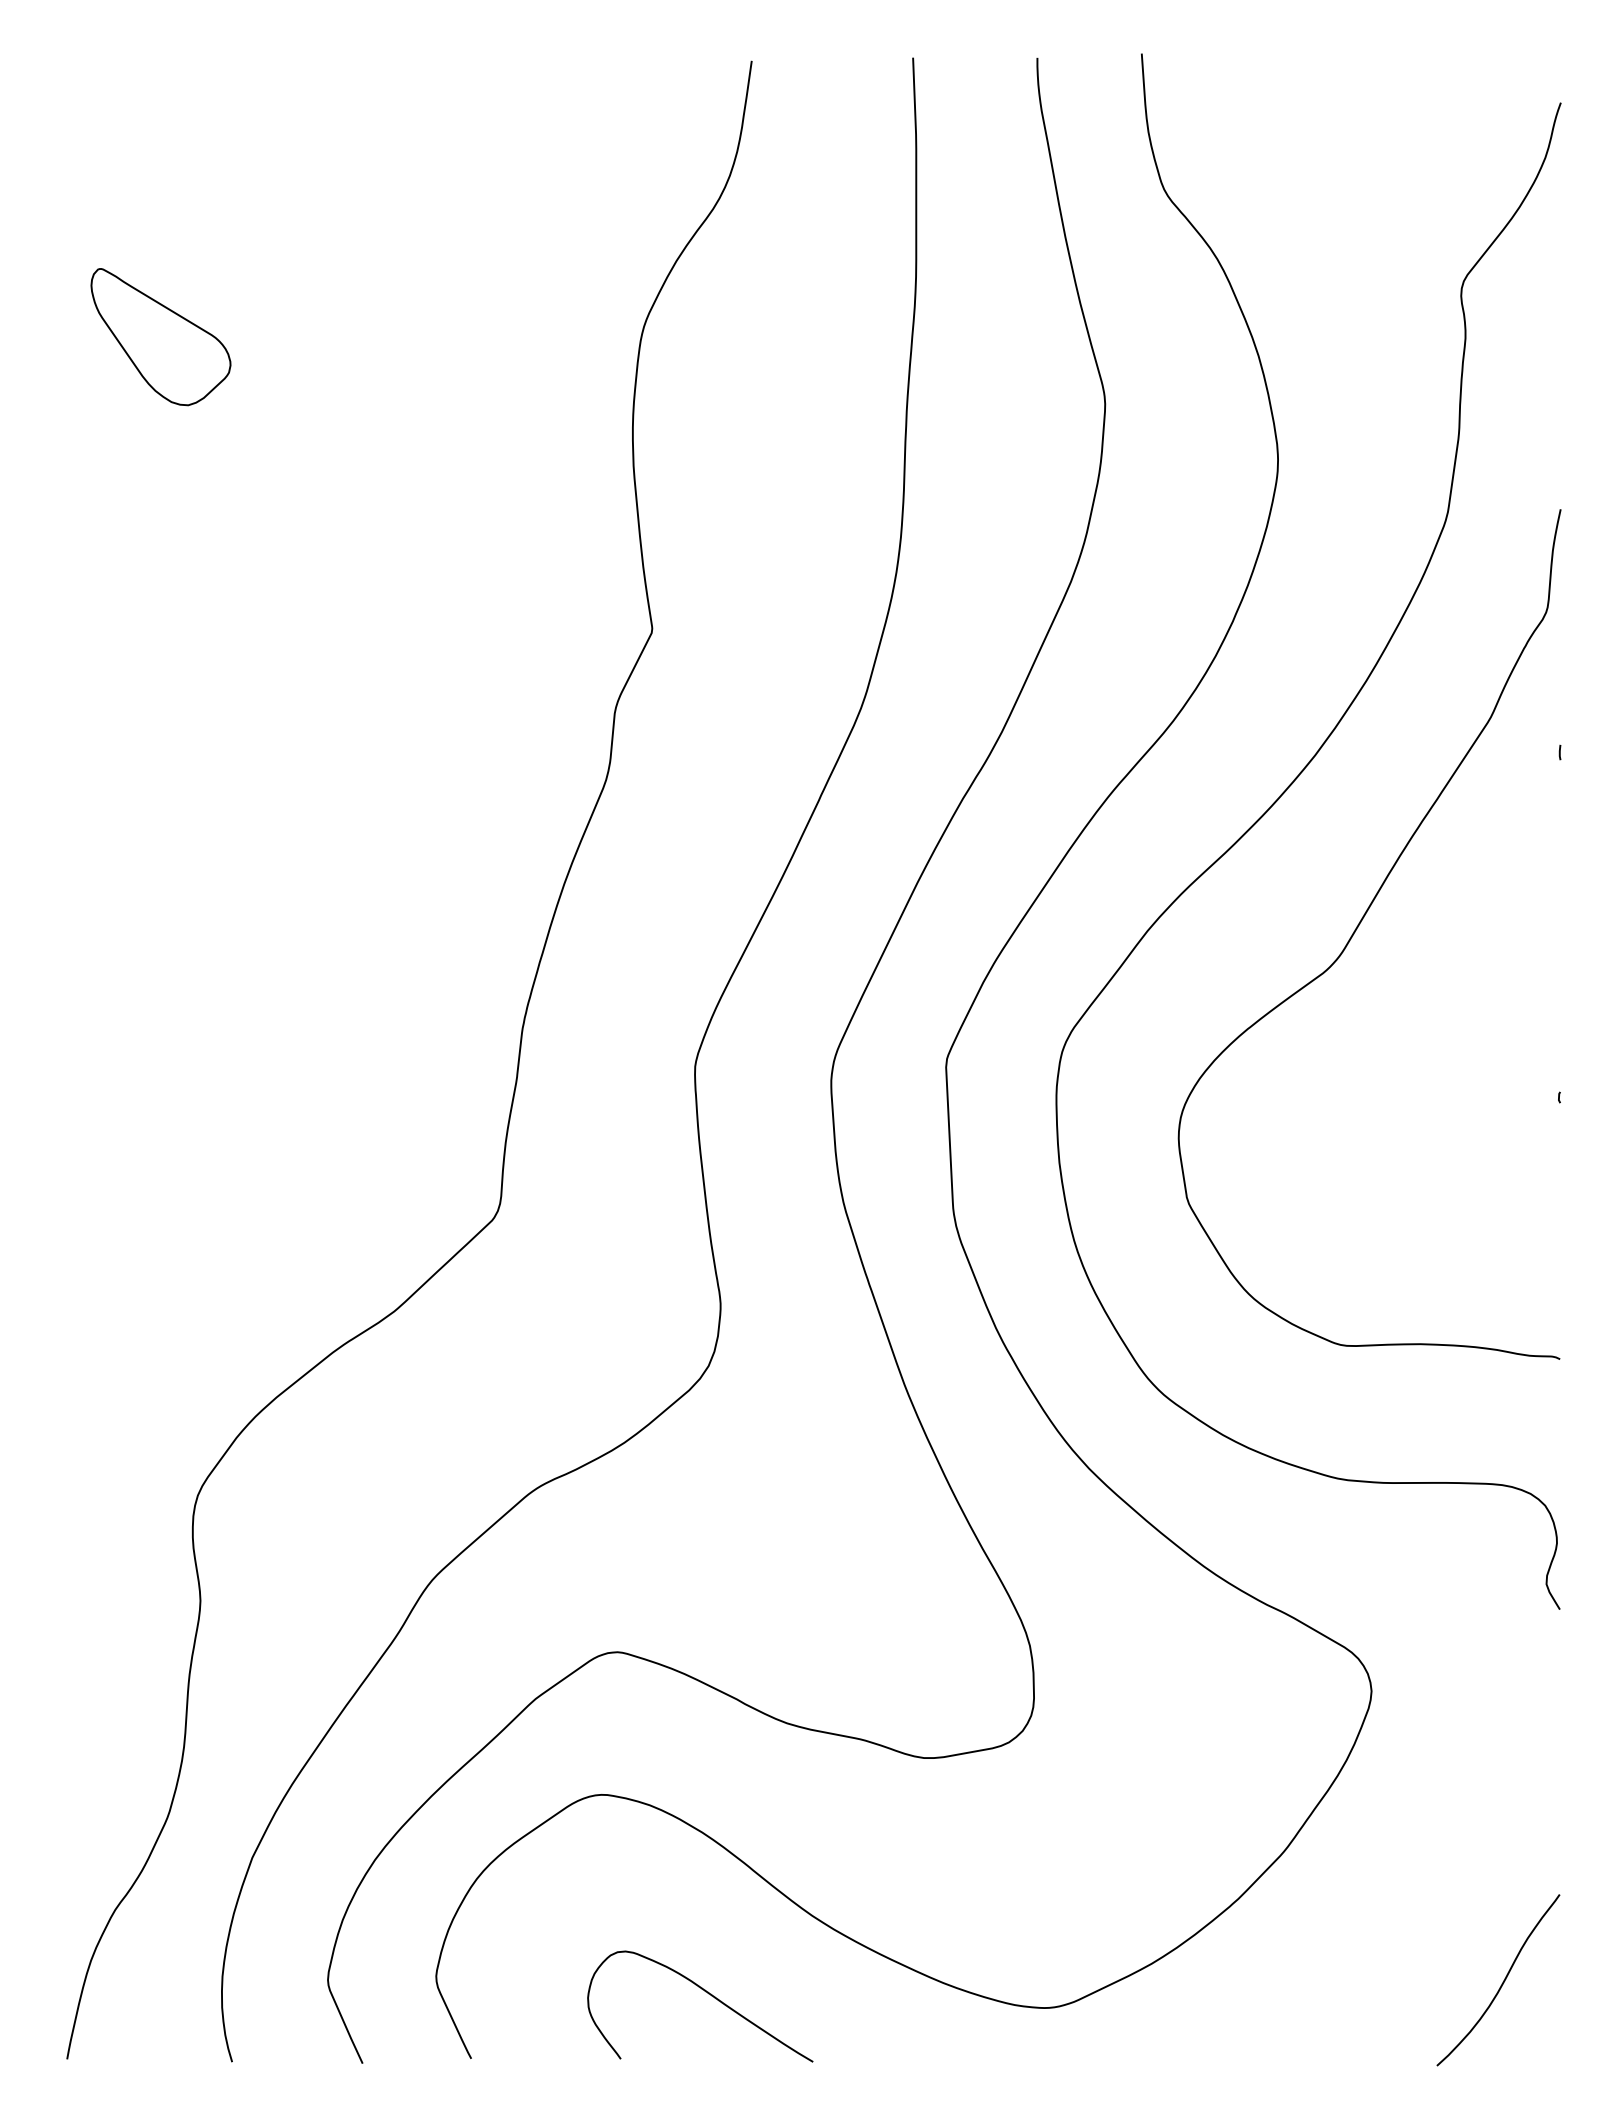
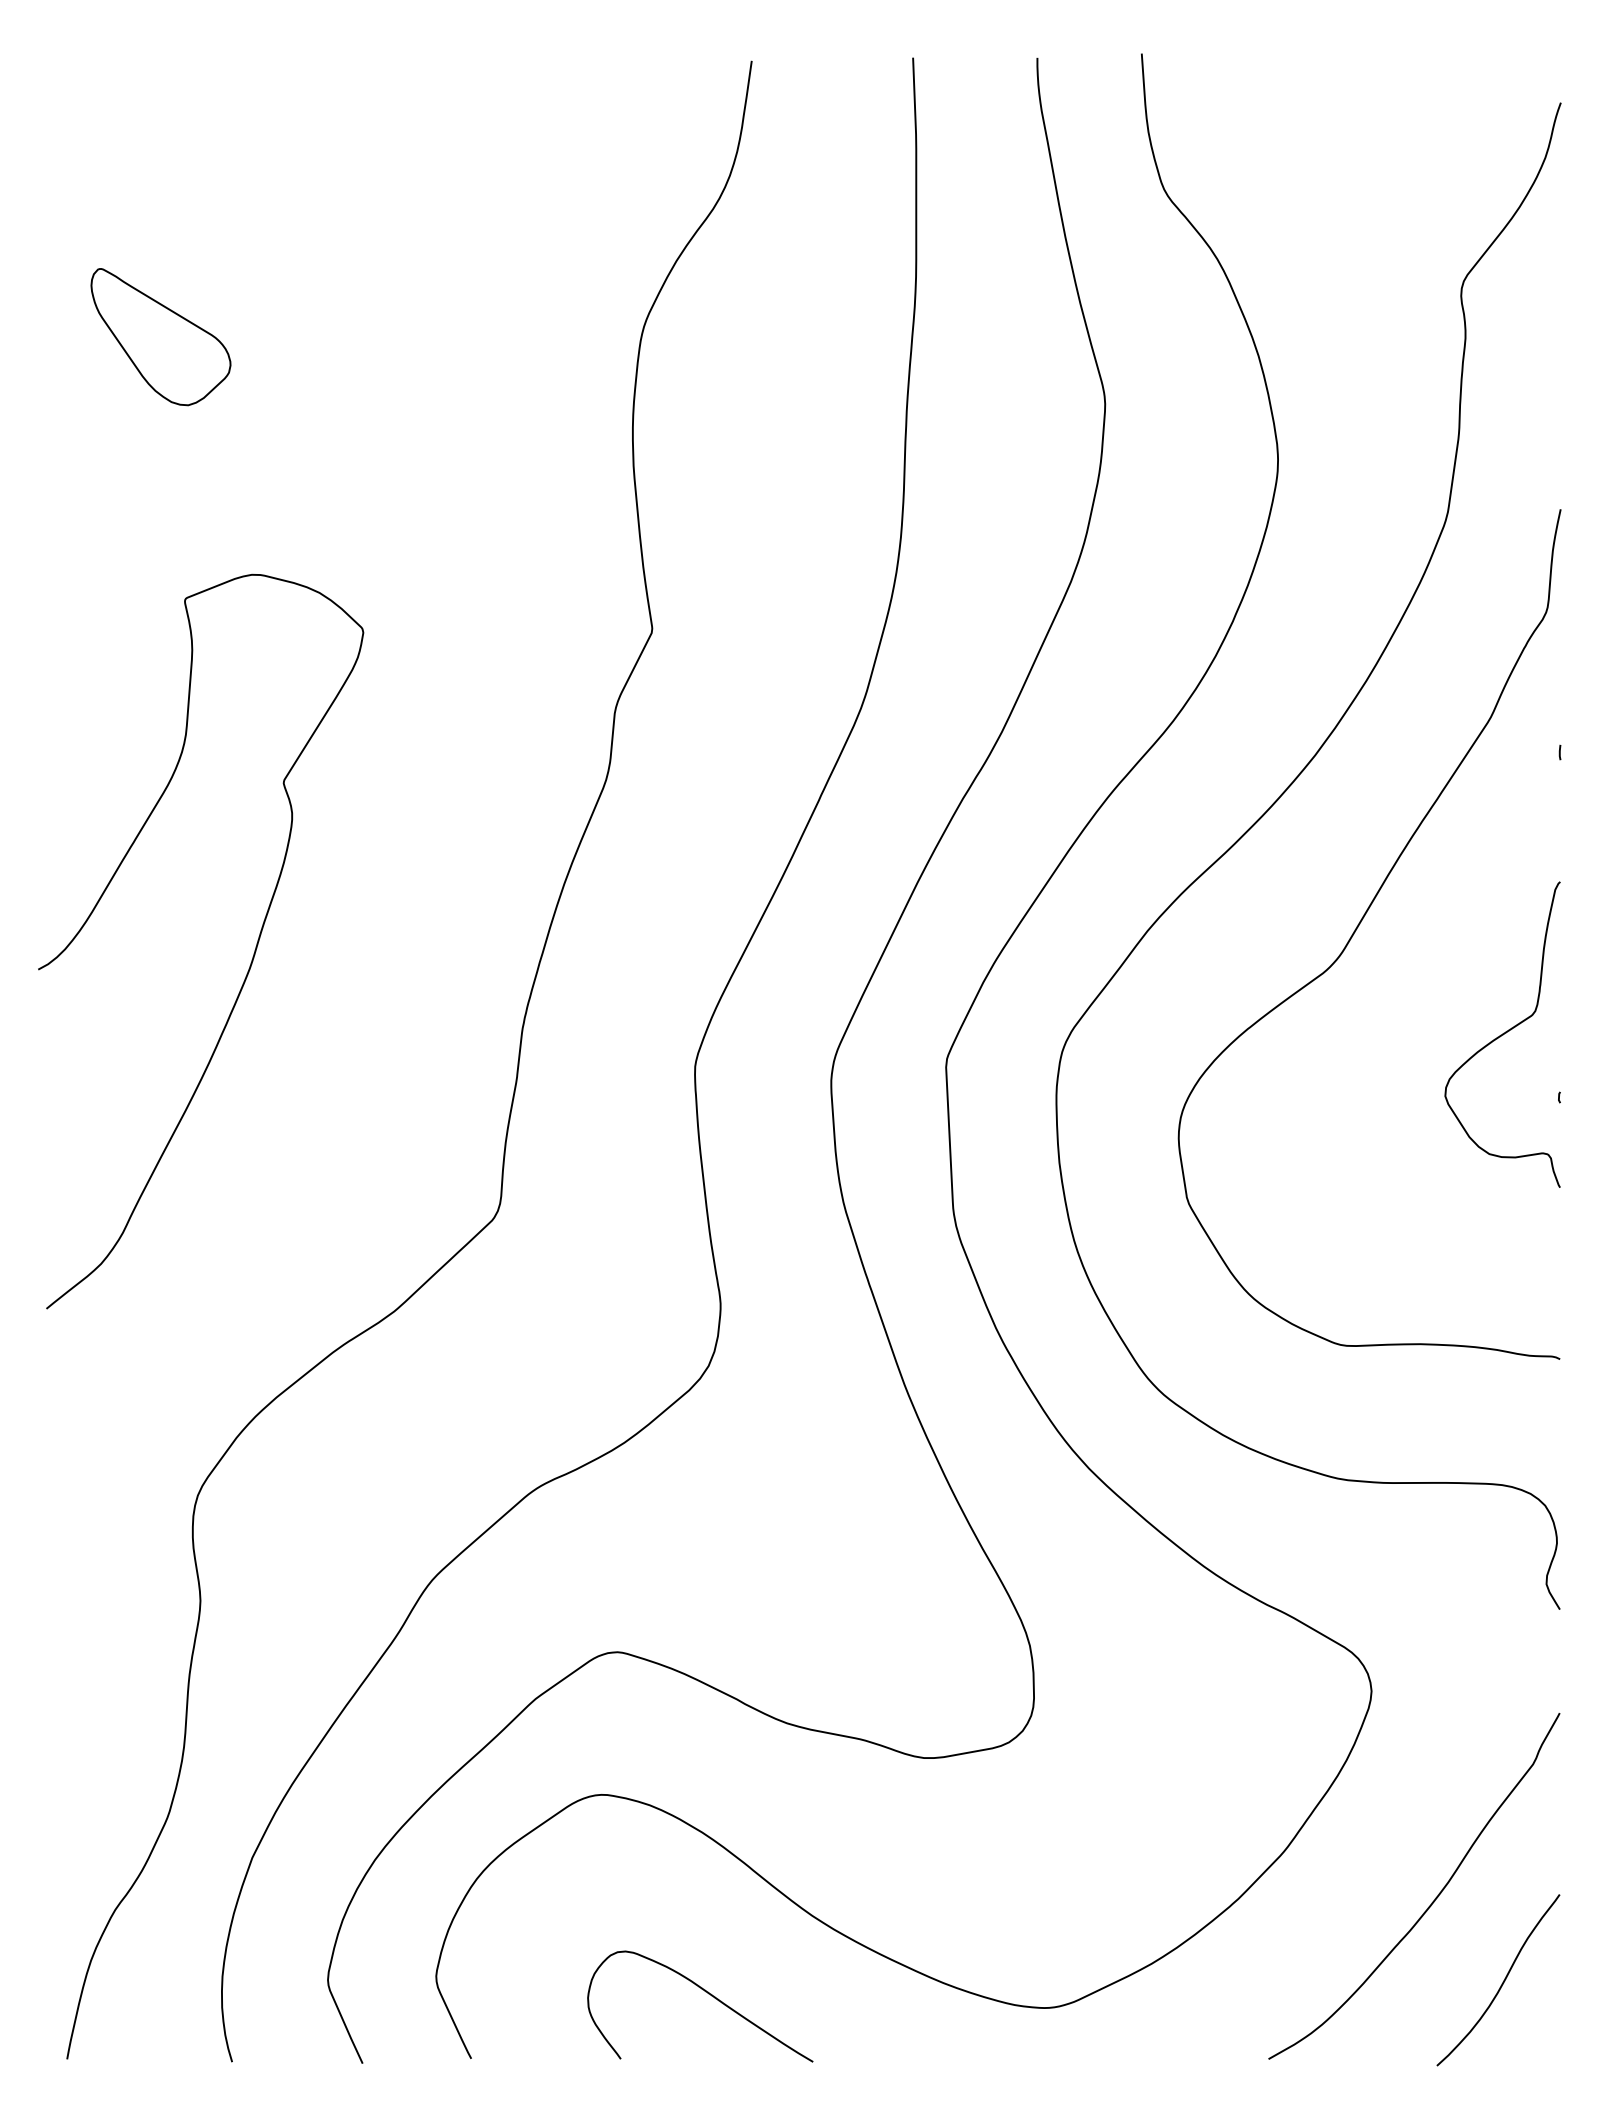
curve: none -> present (251, 959)
curve: none -> present (1502, 1034)
curve: none -> present (1431, 1902)
